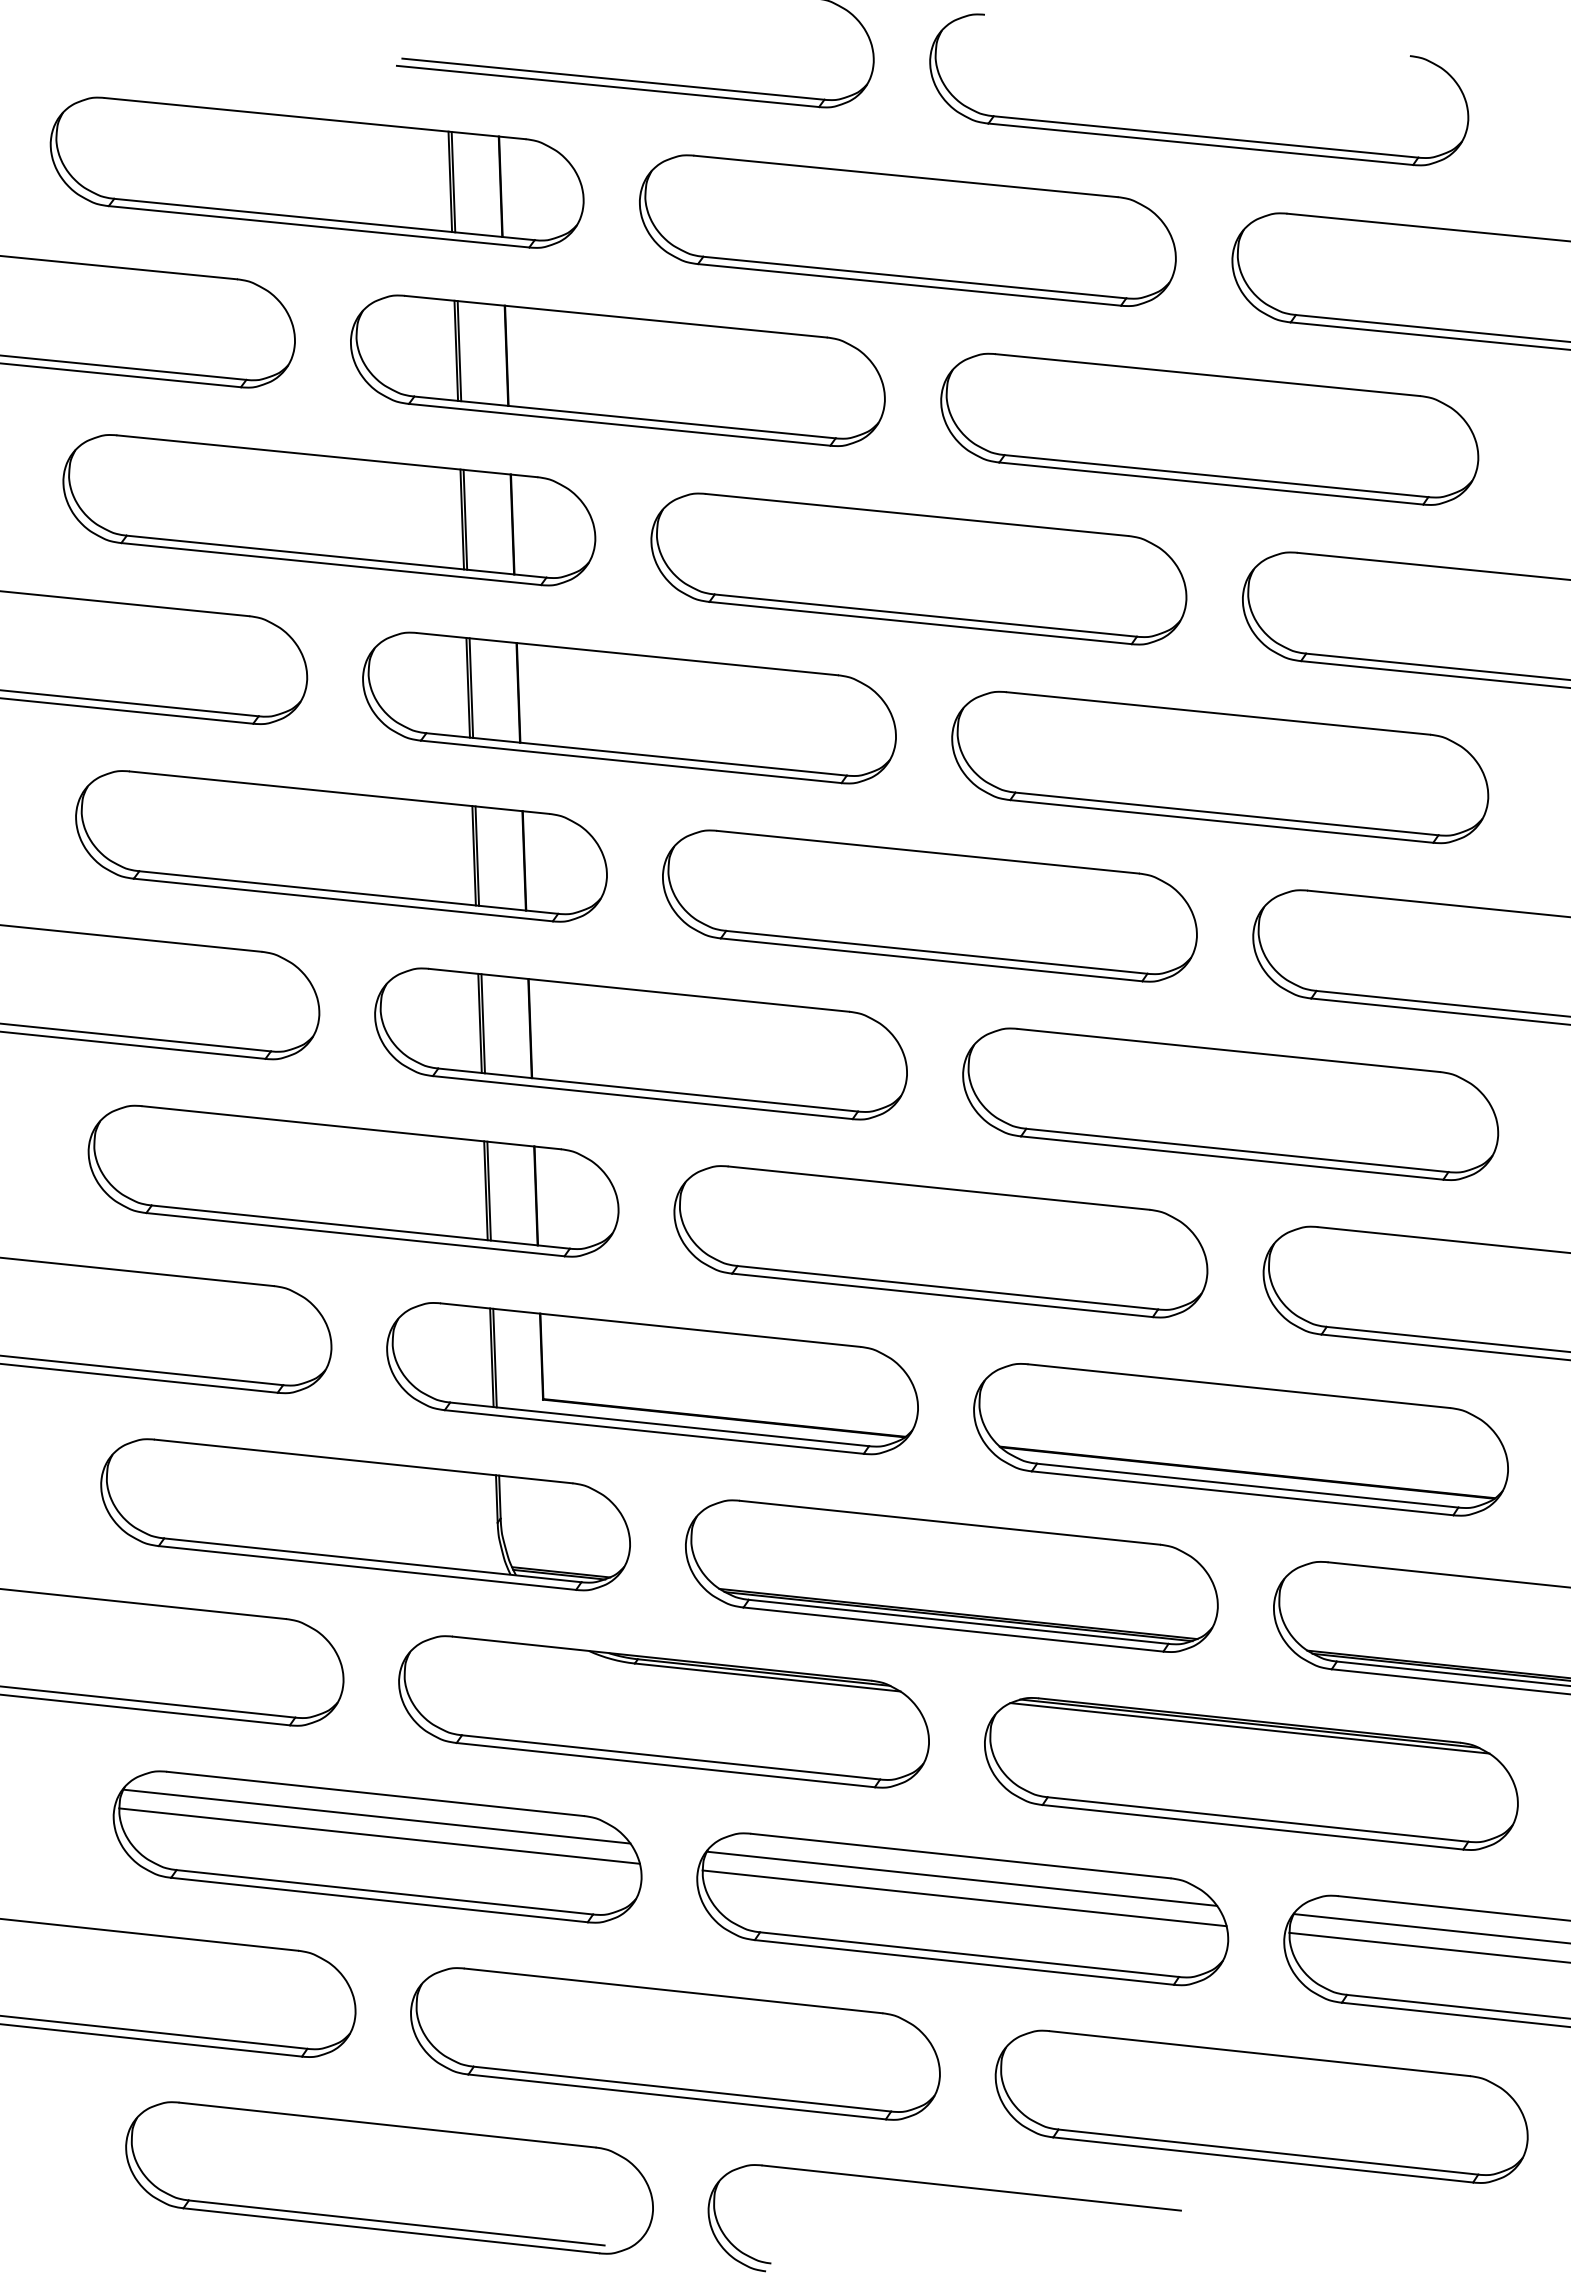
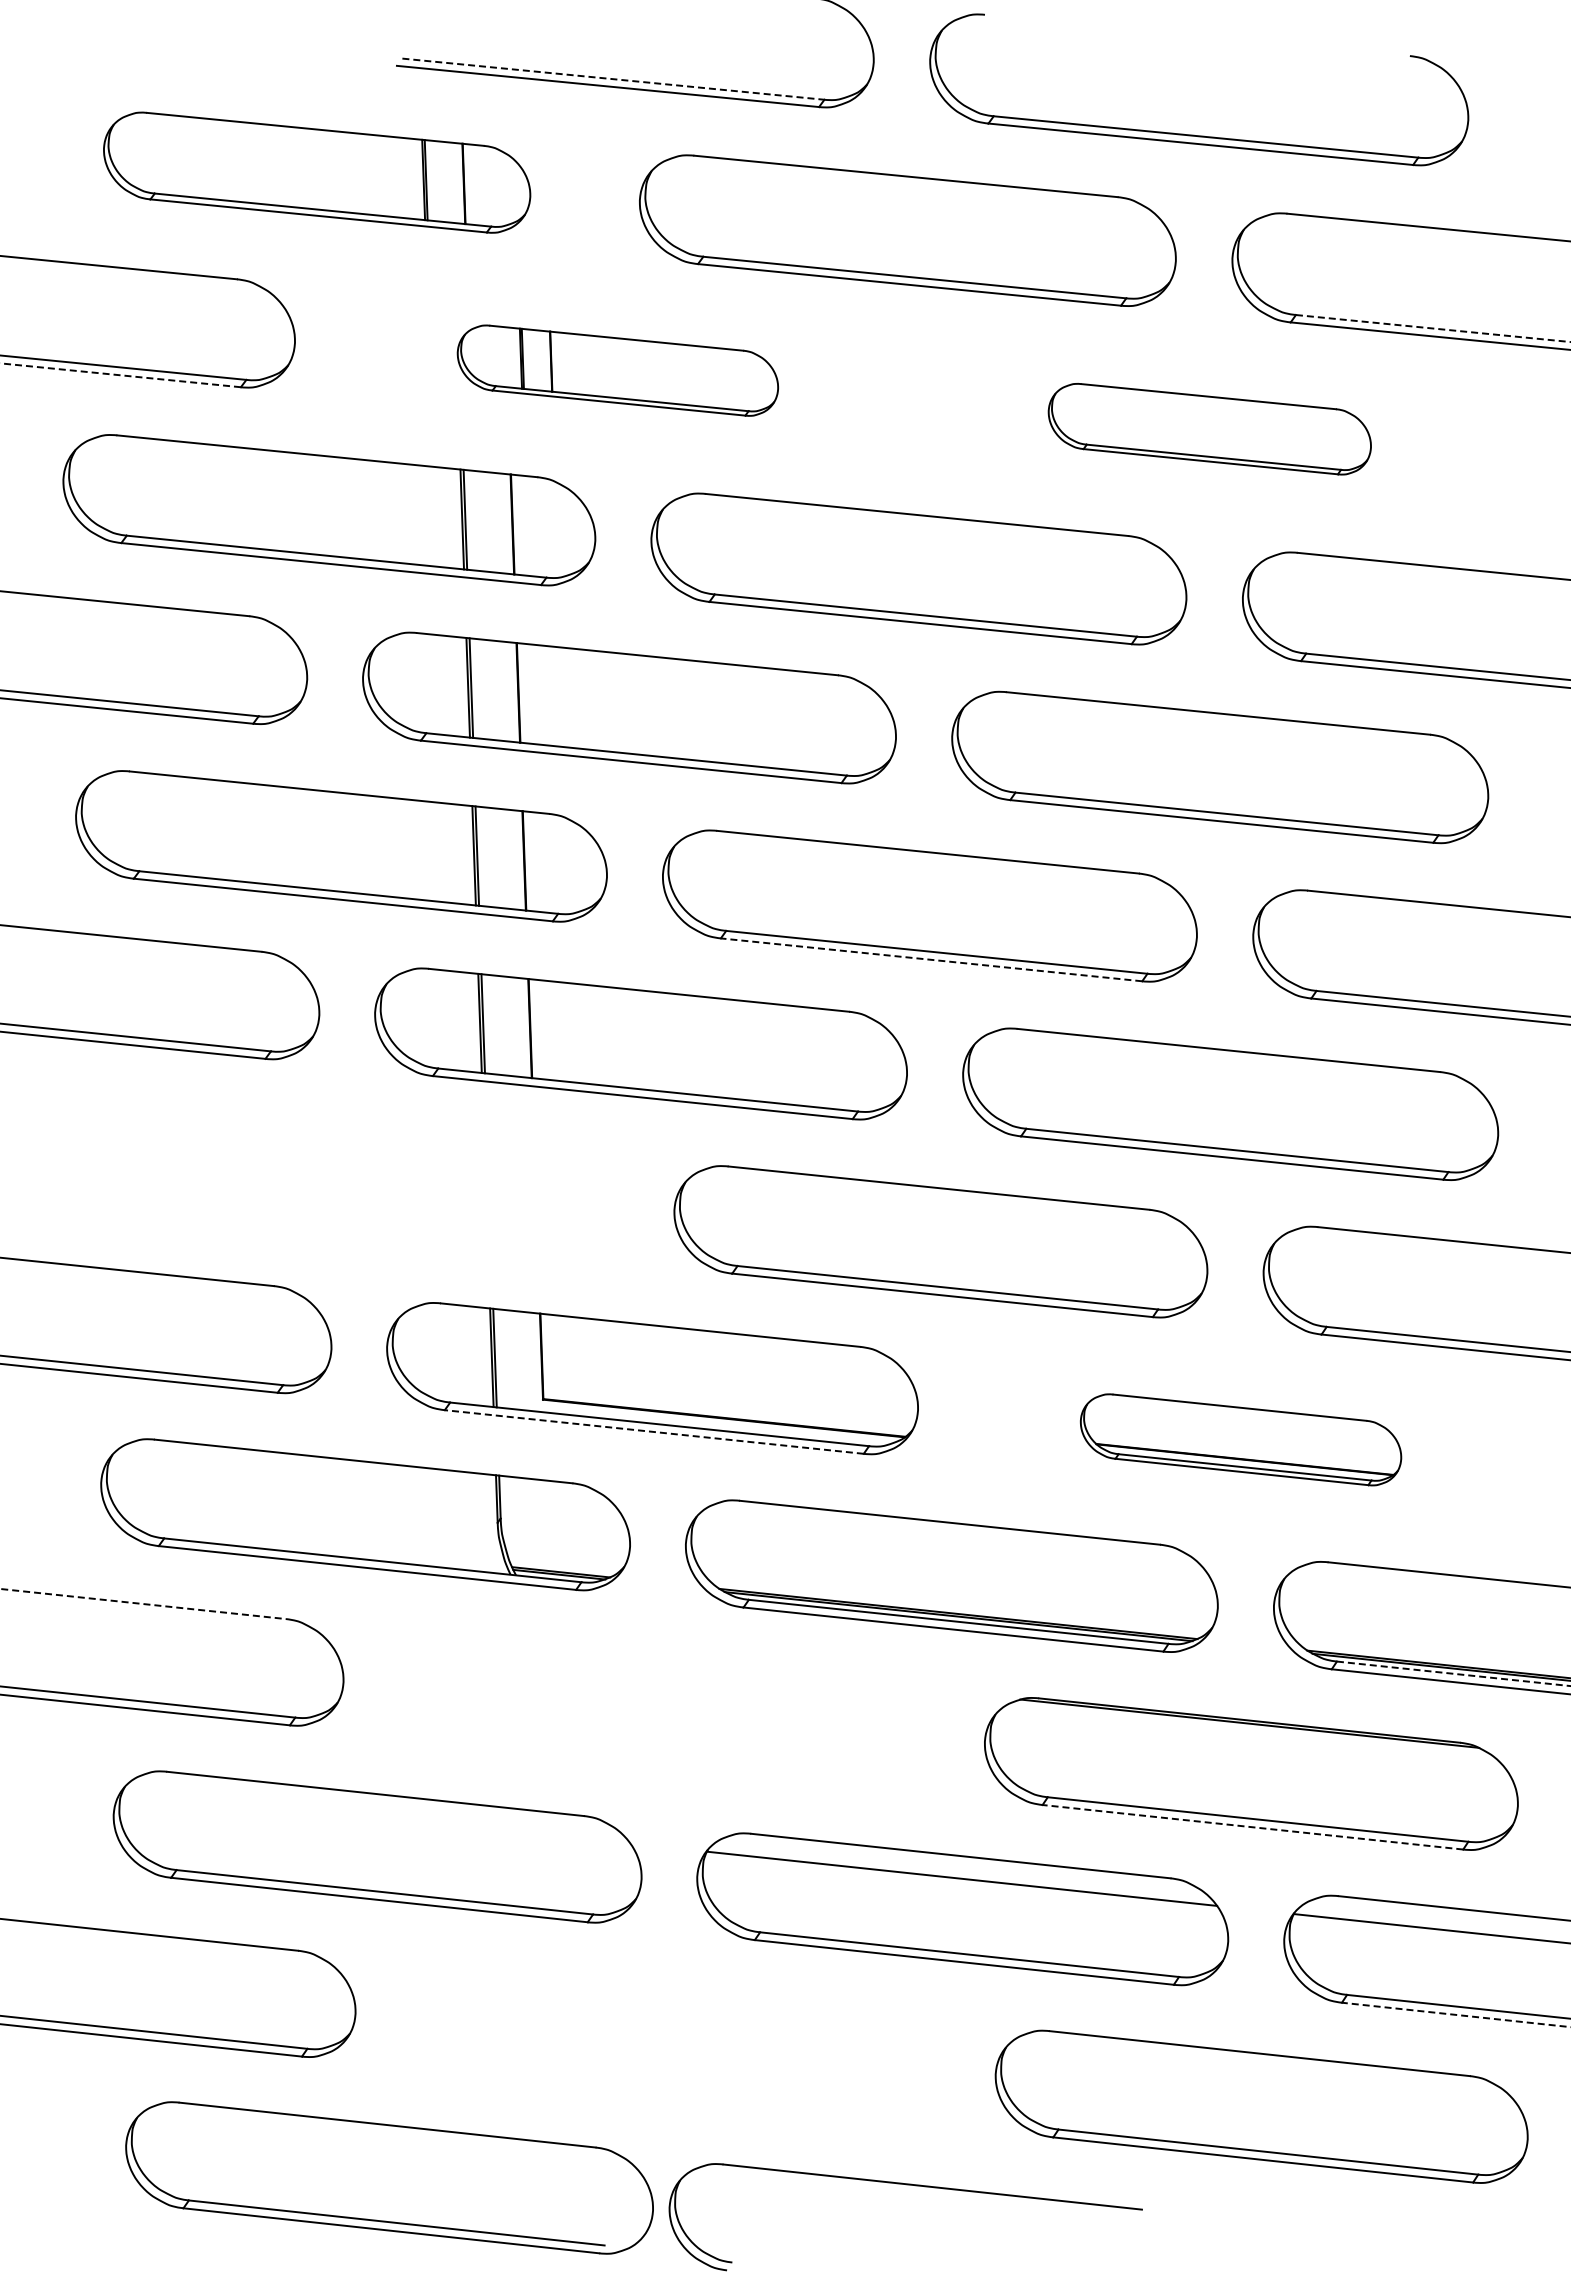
line: solid -> dashed (613, 79)
part size: 536x153 px -> 429x123 px (317, 172)
line: solid -> dashed (1433, 328)
part size: 536x153 px -> 323x93 px (617, 370)
line: solid -> dashed (120, 375)
part size: 540x154 px -> 325x93 px (1209, 429)
line: solid -> dashed (931, 959)
part: present -> none (353, 1180)
line: solid -> dashed (654, 1432)
part size: 536x154 px -> 324x94 px (1240, 1439)
line: solid -> dashed (143, 1603)
line: solid -> dashed (1454, 1673)
part: present -> none (663, 1711)
line: present -> none (1249, 1728)
line: present -> none (376, 1816)
line: solid -> dashed (1252, 1827)
line: present -> none (379, 1835)
line: present -> none (964, 1898)
line: present -> none (1428, 1947)
line: solid -> dashed (1456, 2014)
part: present -> none (675, 2043)
part position: (945, 2186) -> (906, 2185) (906, 2185)
